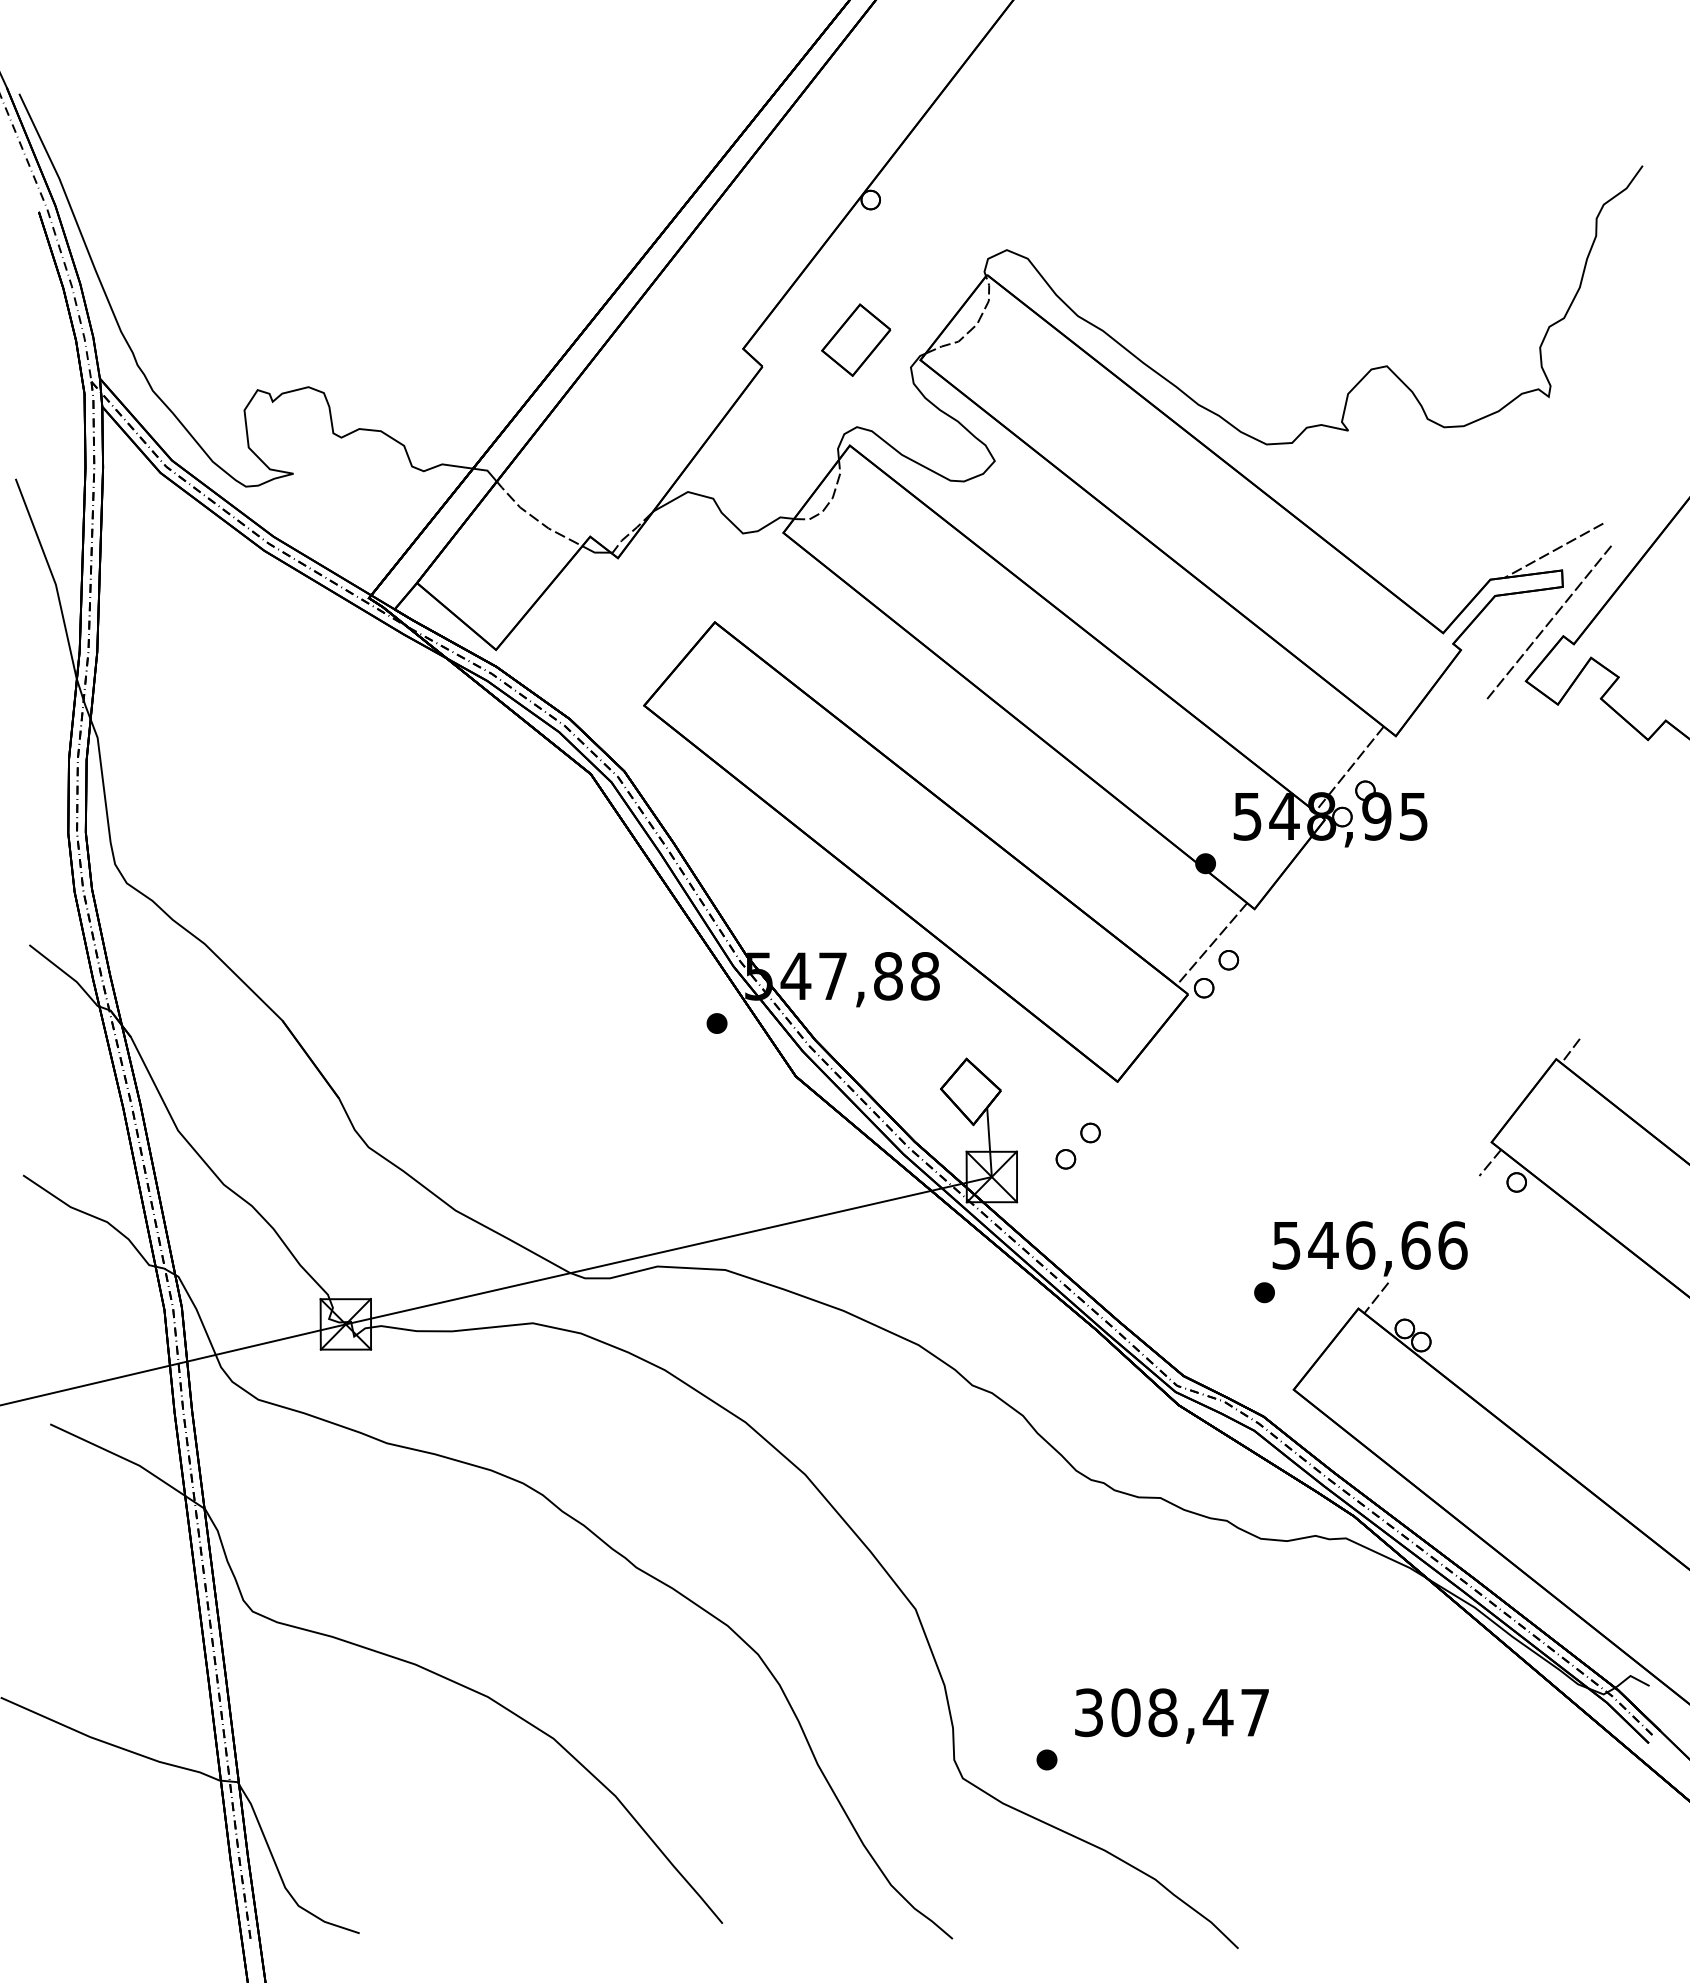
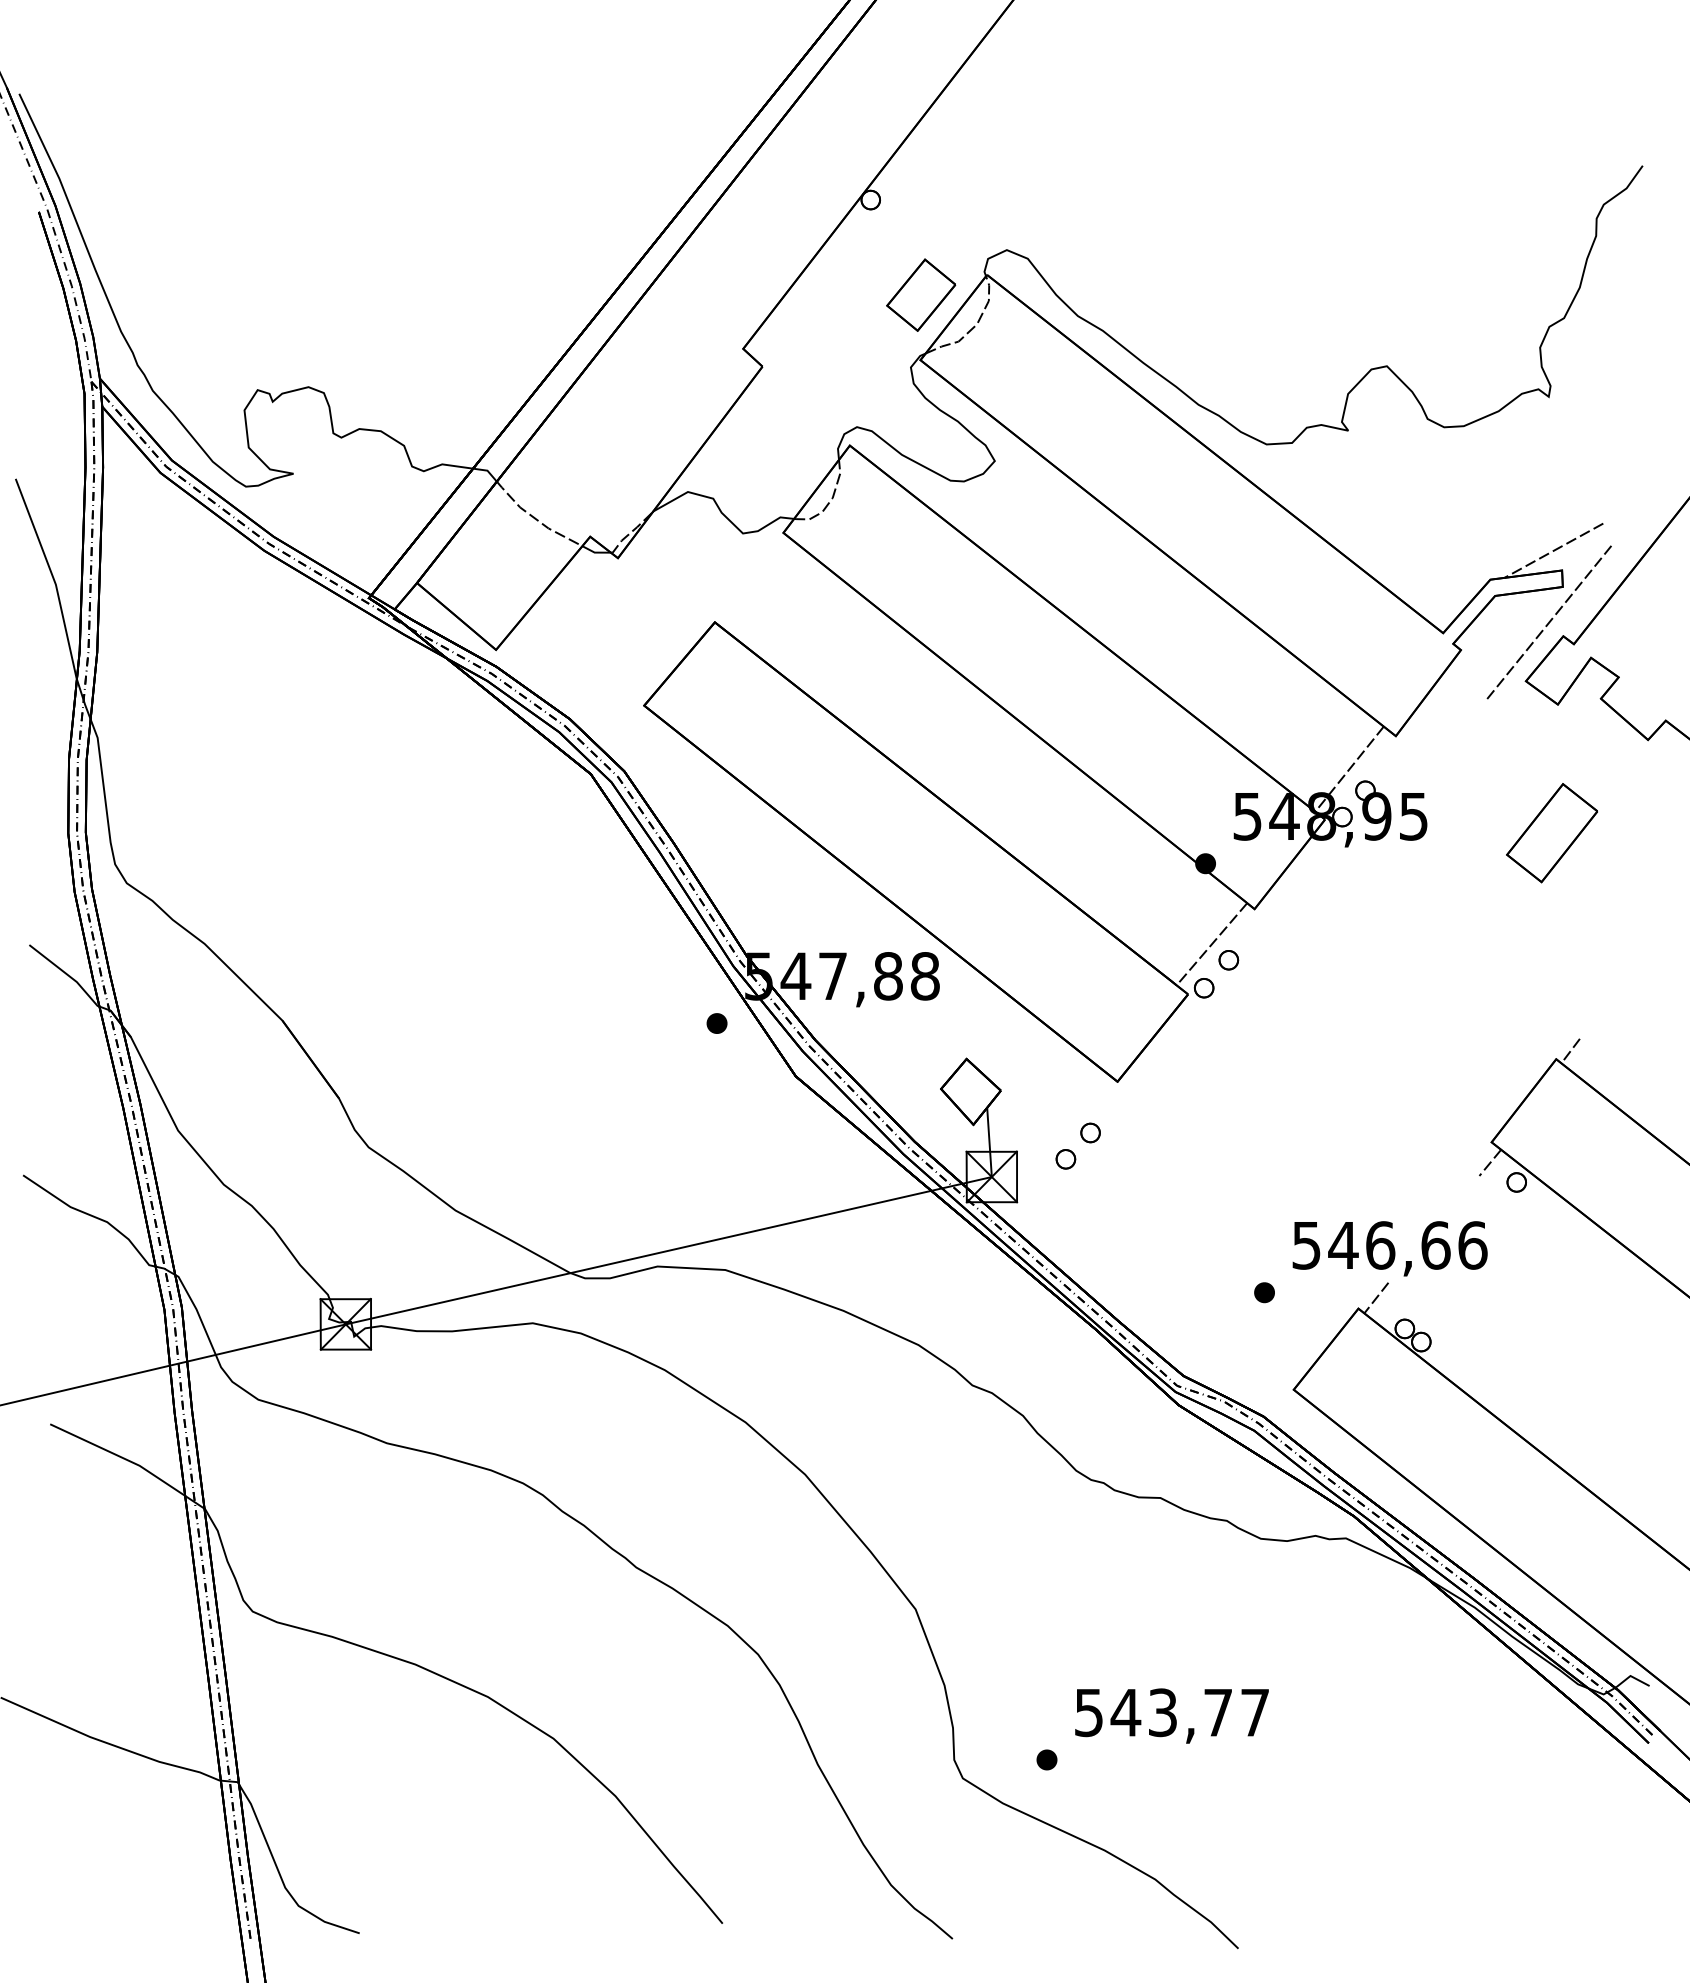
part position: (856, 339) -> (921, 294) (921, 294)
part: none -> present (1551, 833)
text position: (1369, 1248) -> (1389, 1248) (1389, 1248)
text: 308,47 -> 543,77 (1154, 1712)
